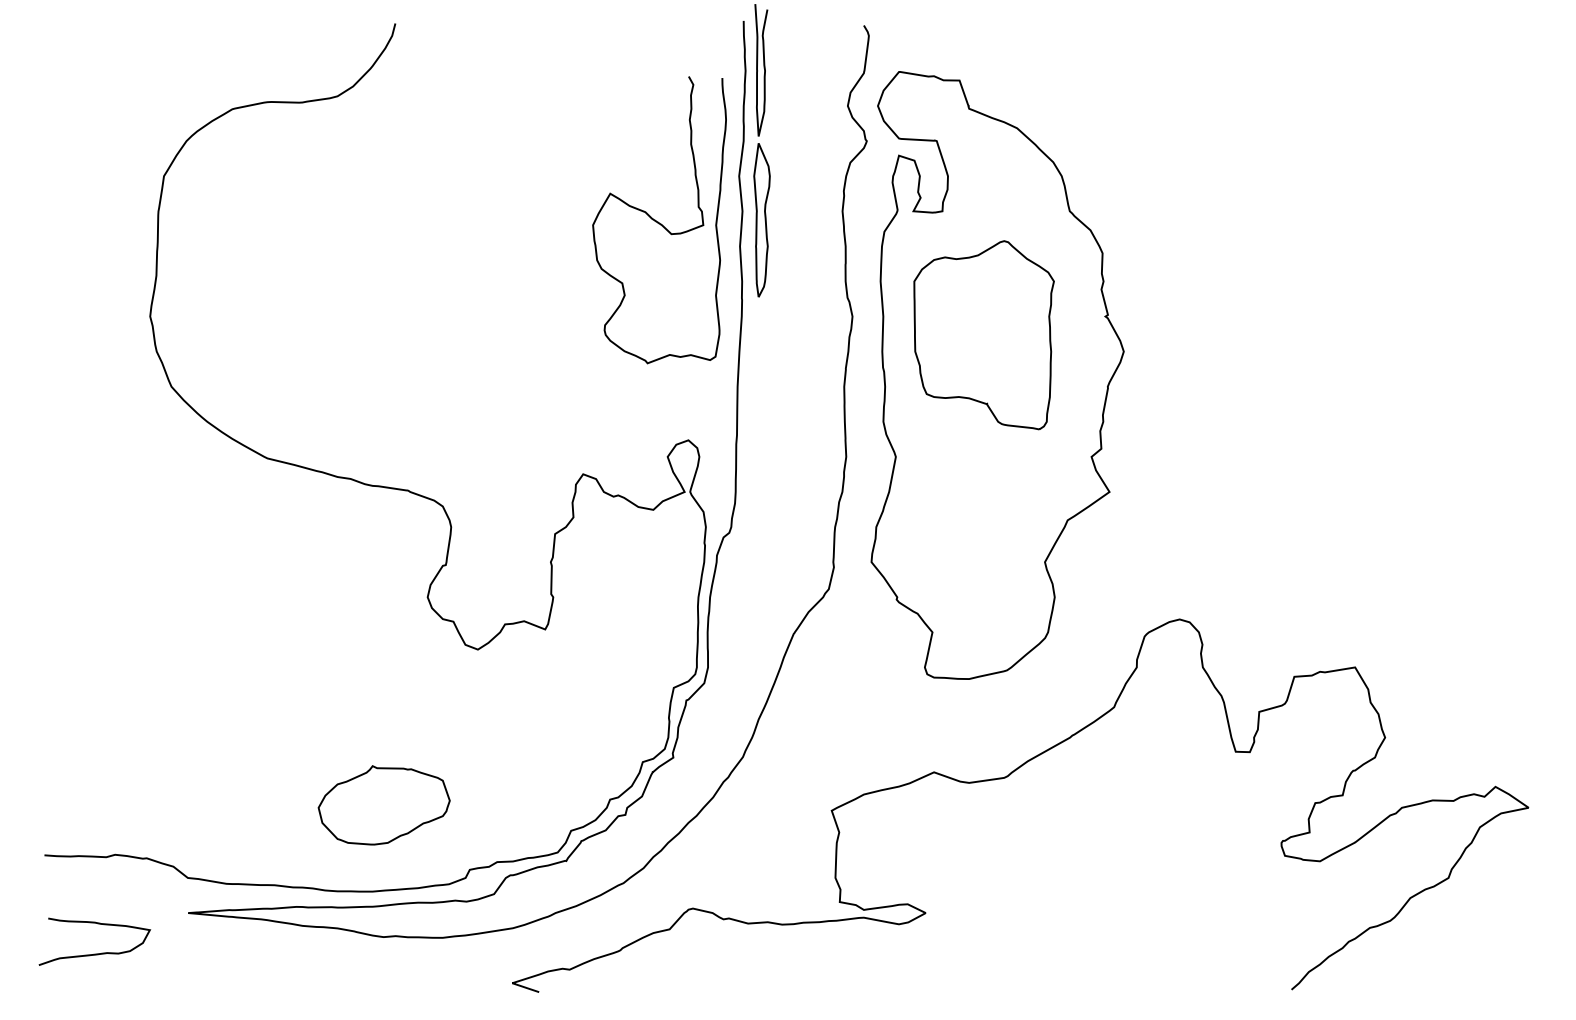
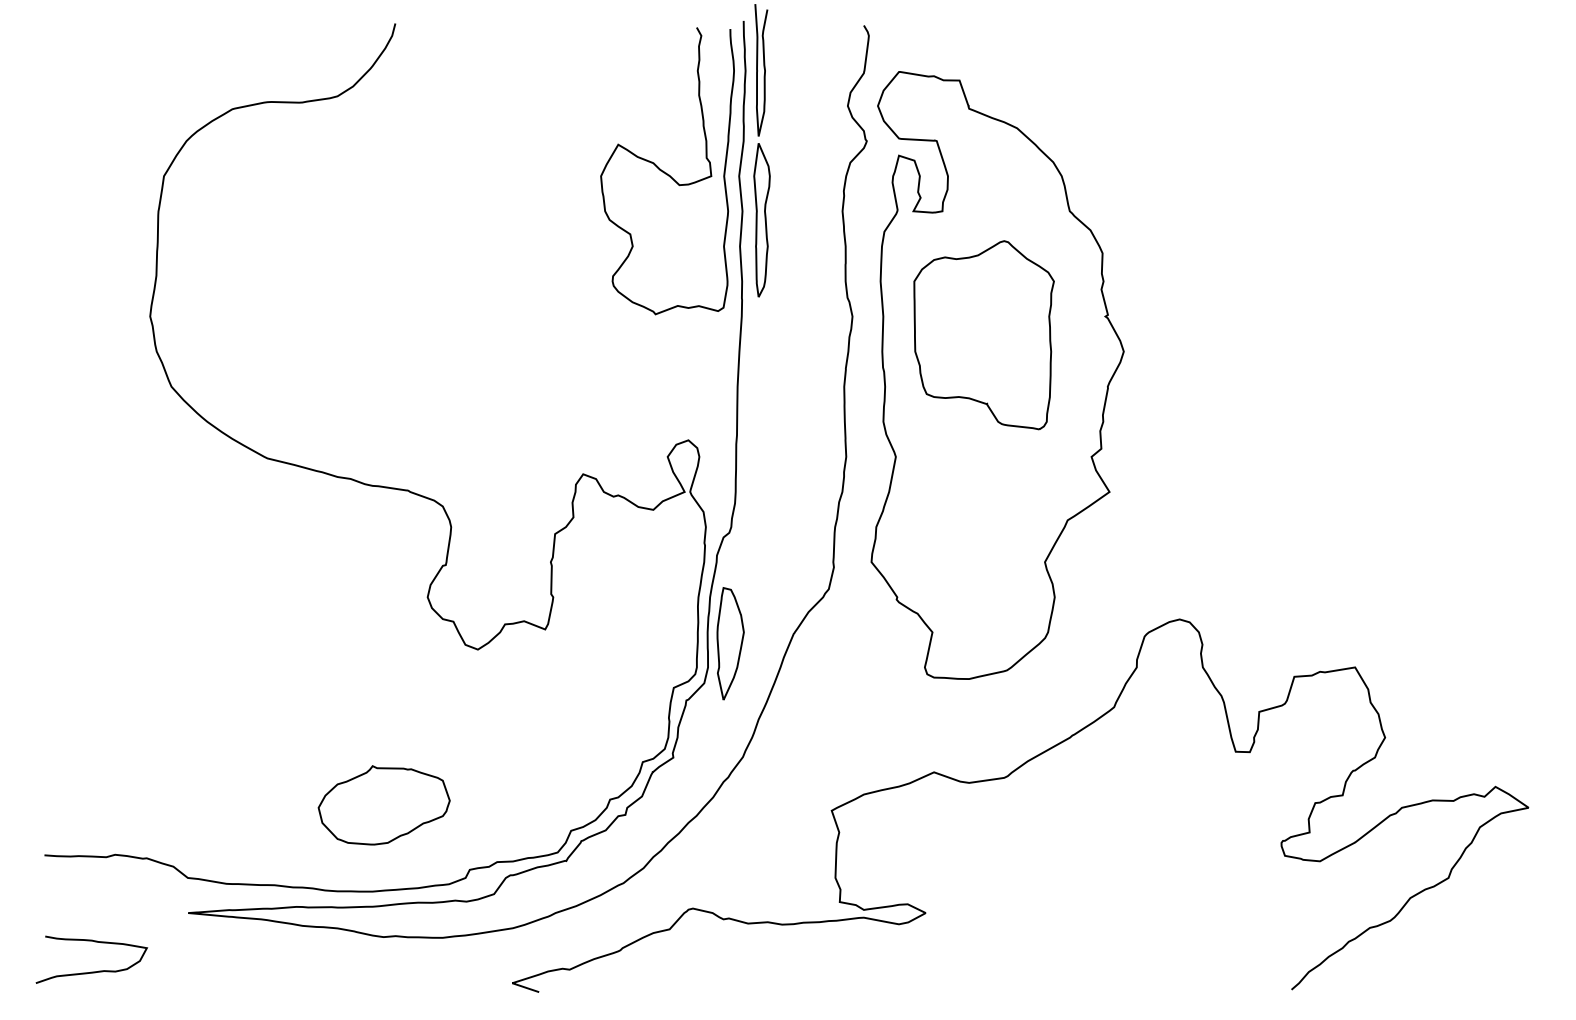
curve position: (658, 221) -> (666, 172) (666, 172)
part: none -> present (730, 643)
curve position: (94, 953) -> (91, 971) (91, 971)
